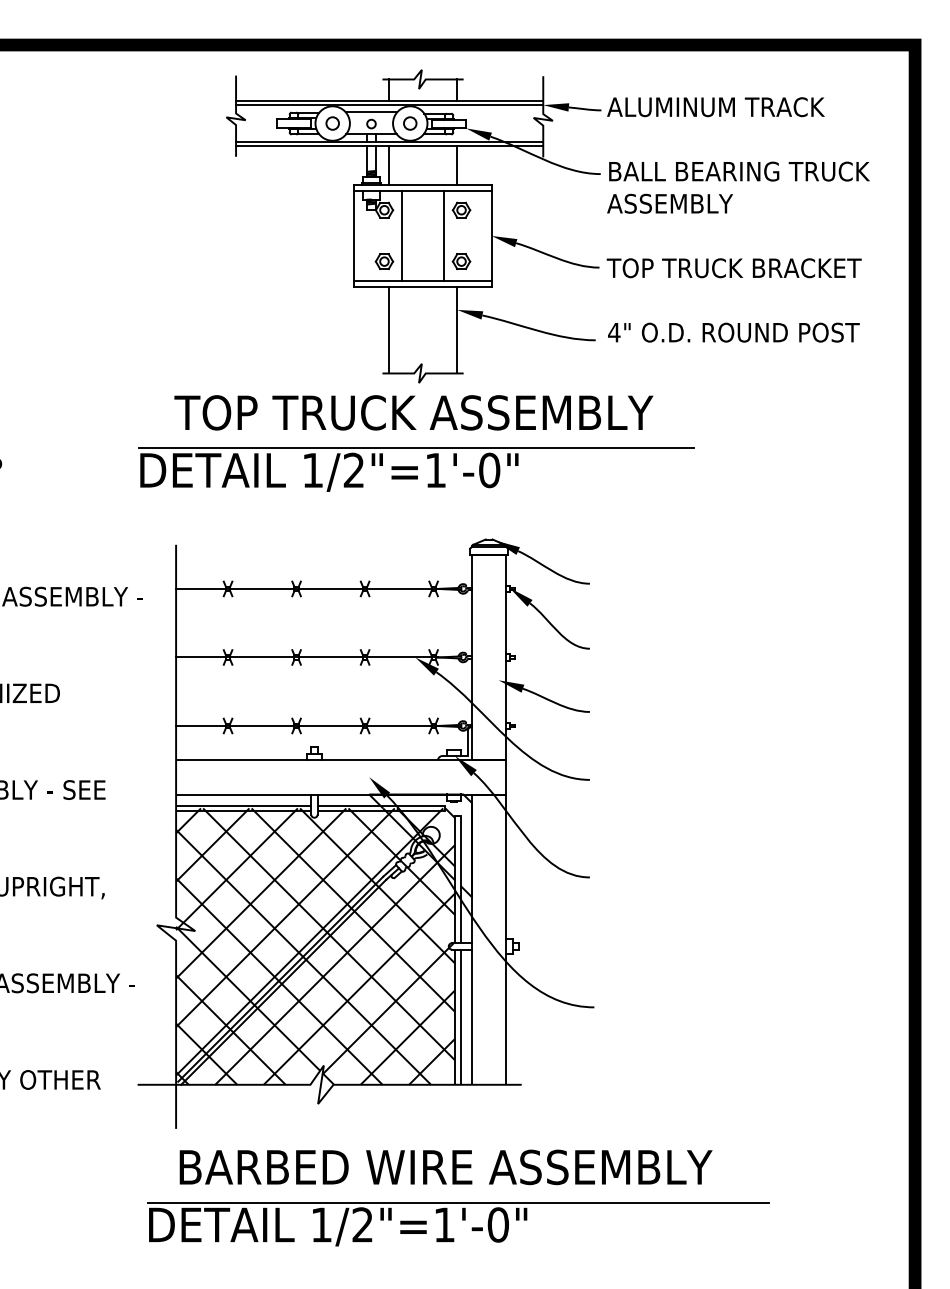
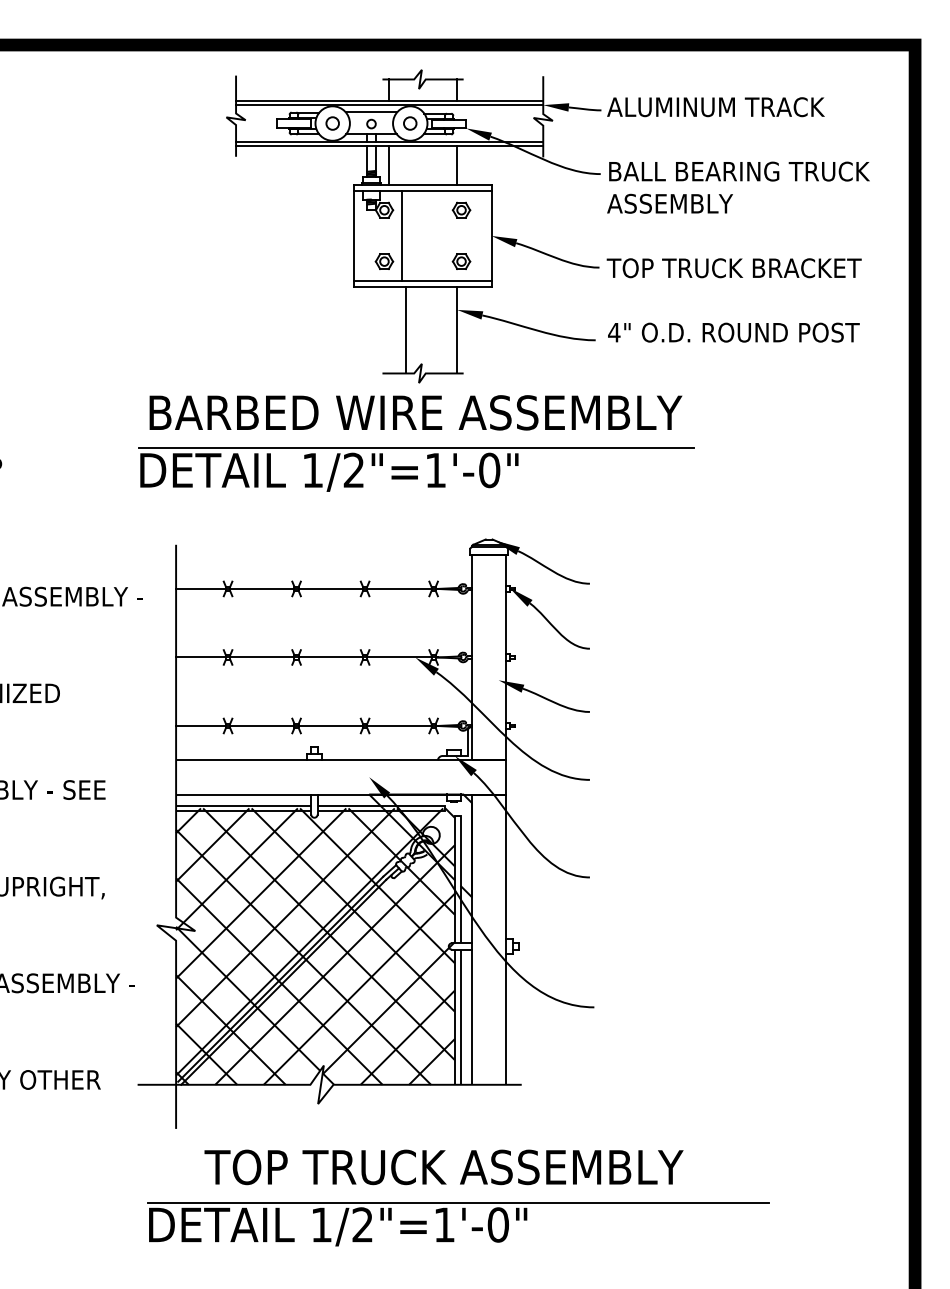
line: present -> none (444, 235)
line position: (388, 330) -> (405, 330) (405, 330)
text: TOP TRUCK ASSEMBLY -> BARBED WIRE ASSEMBLY (415, 412)
text: BARBED WIRE ASSEMBLY -> TOP TRUCK ASSEMBLY (445, 1167)
